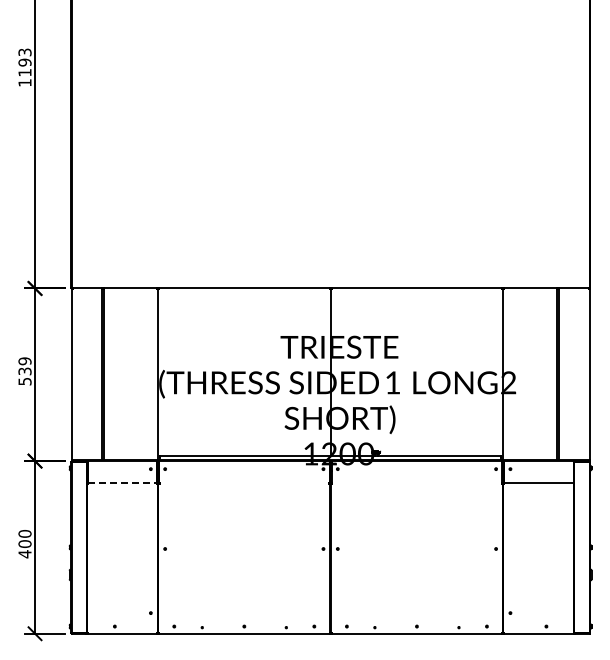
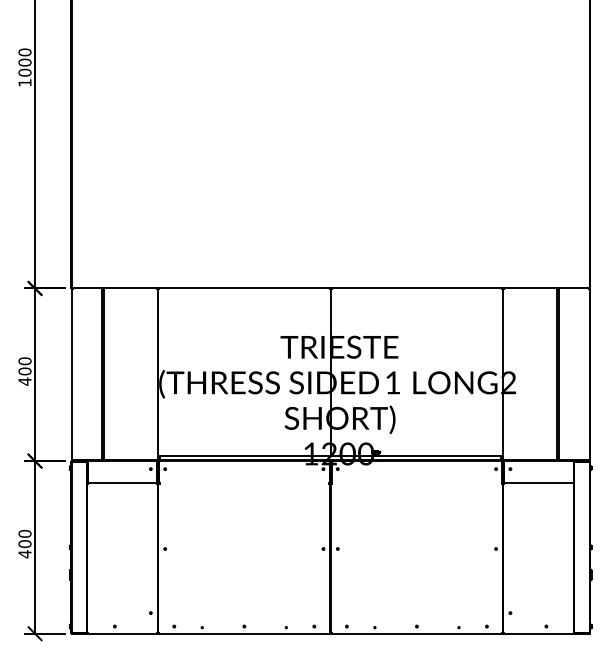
text: 1193 -> 1000 (24, 62)
text: 539 -> 400 (24, 371)
line: dashed -> solid (122, 482)
